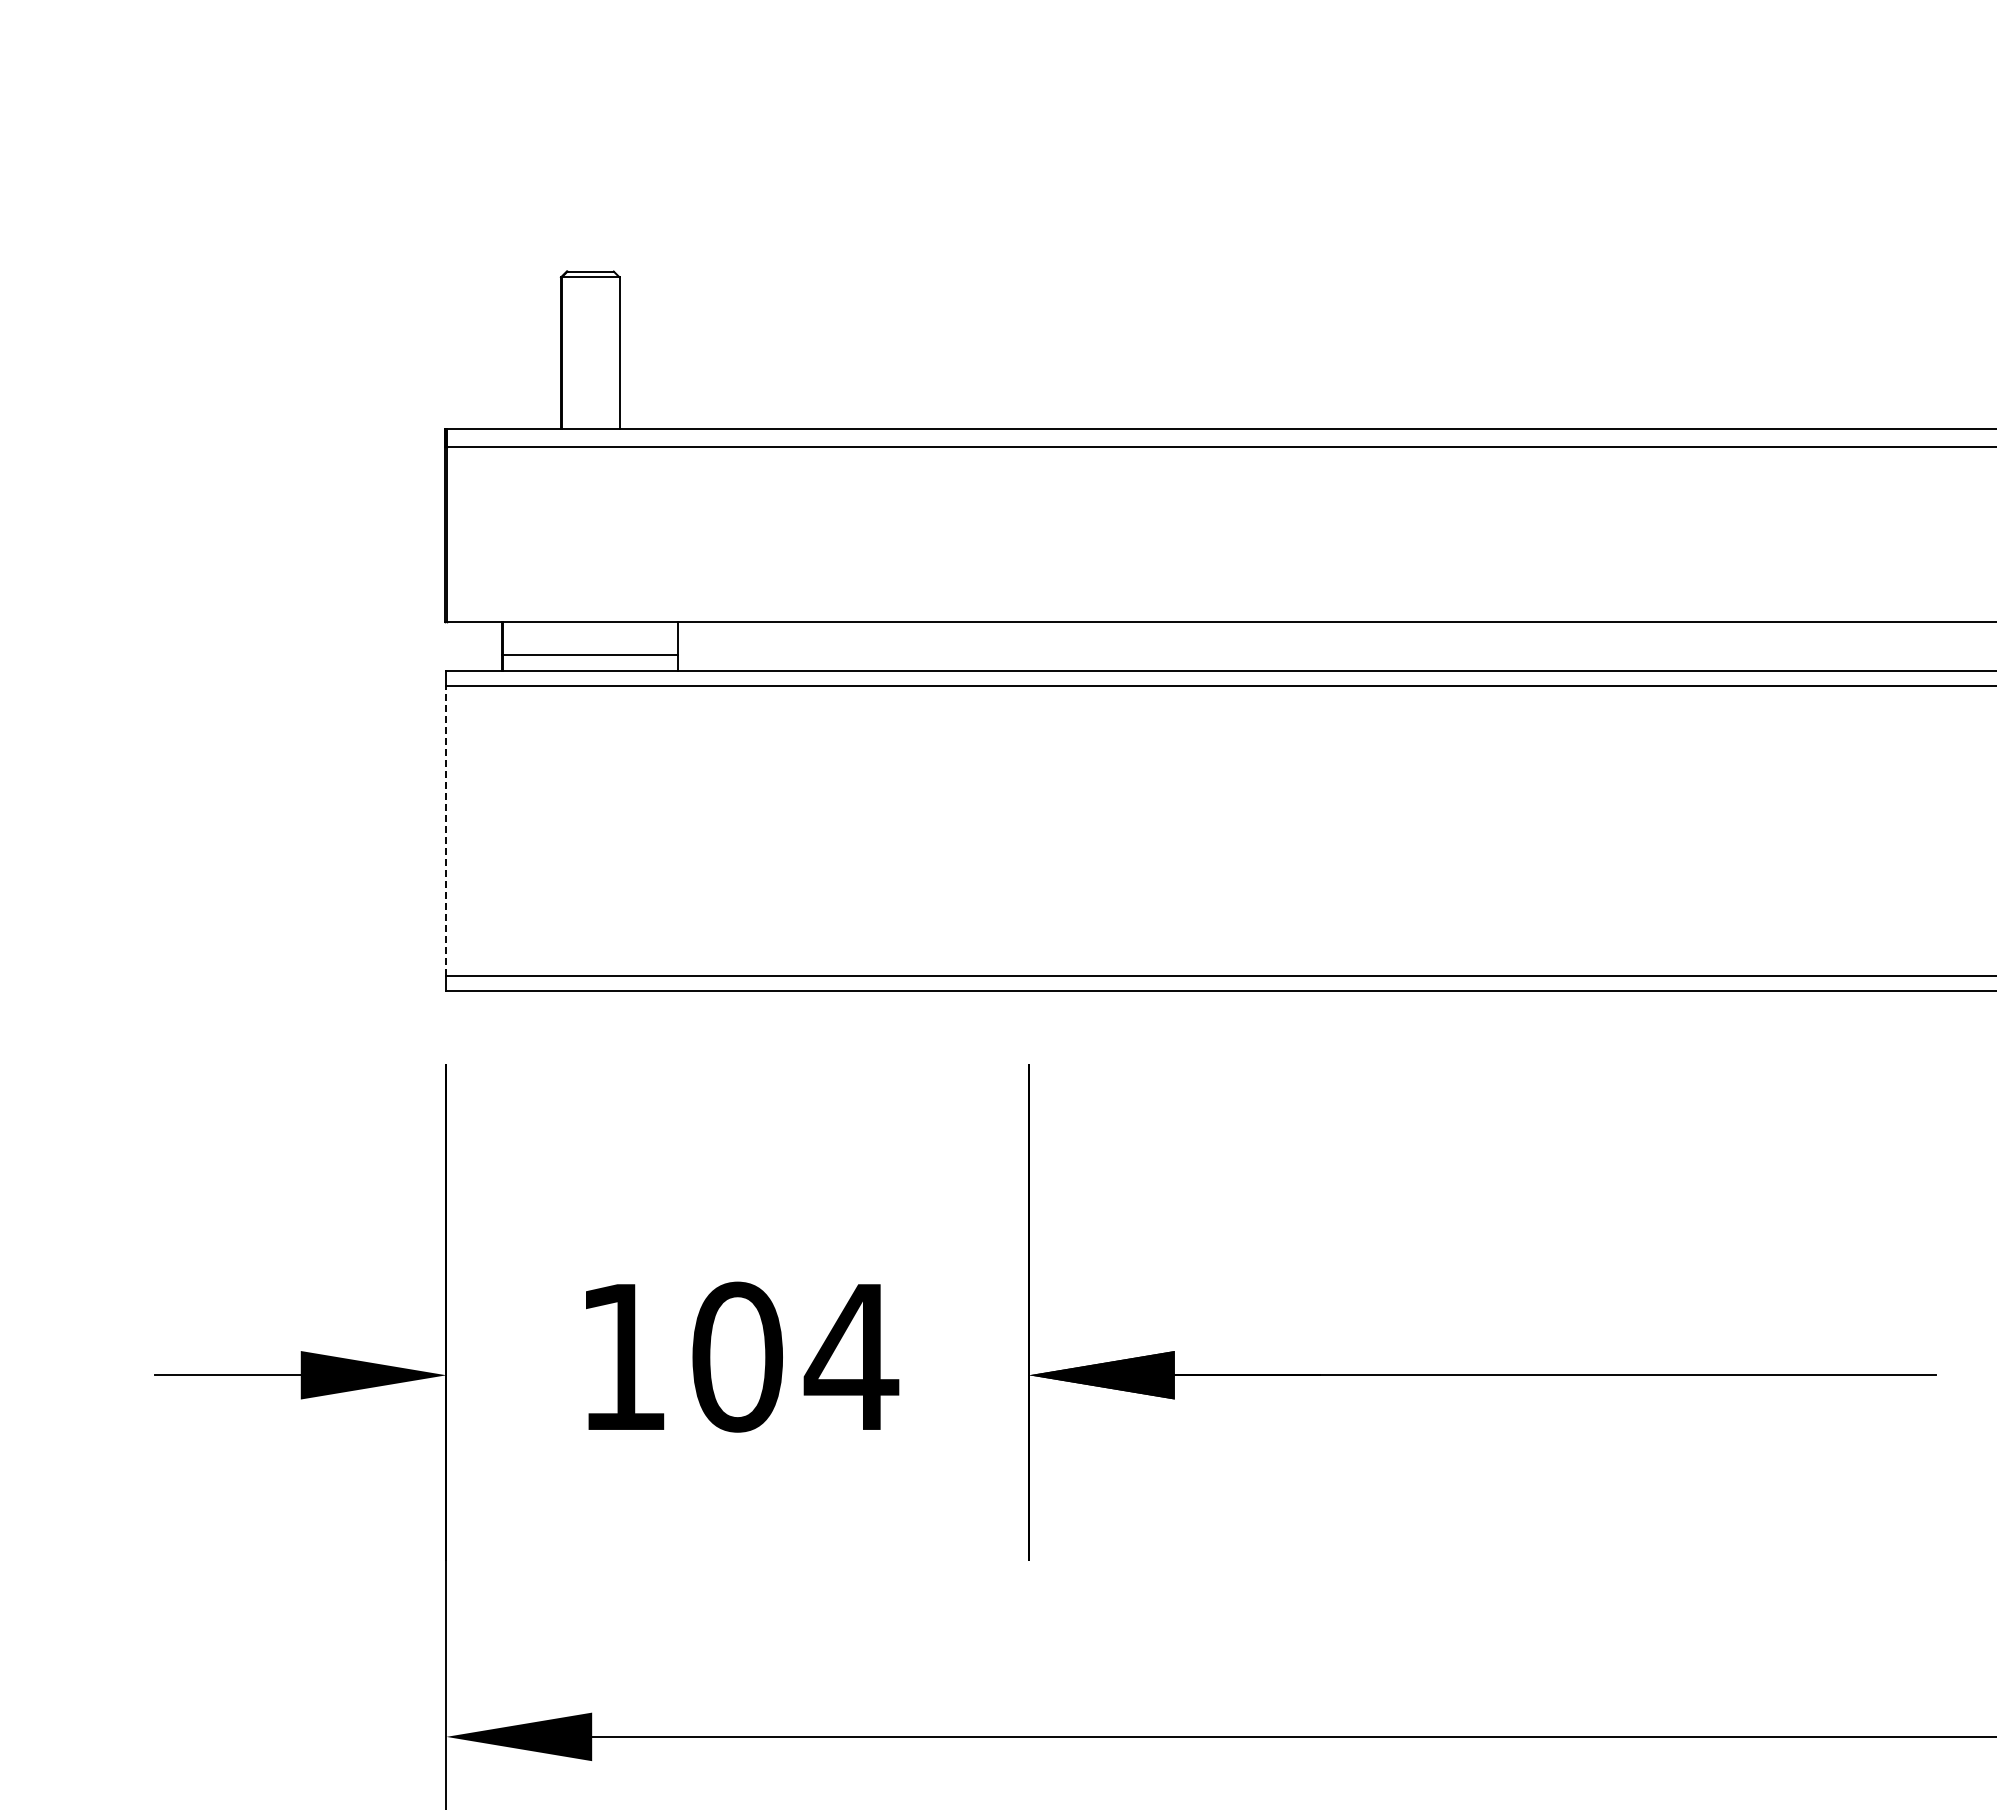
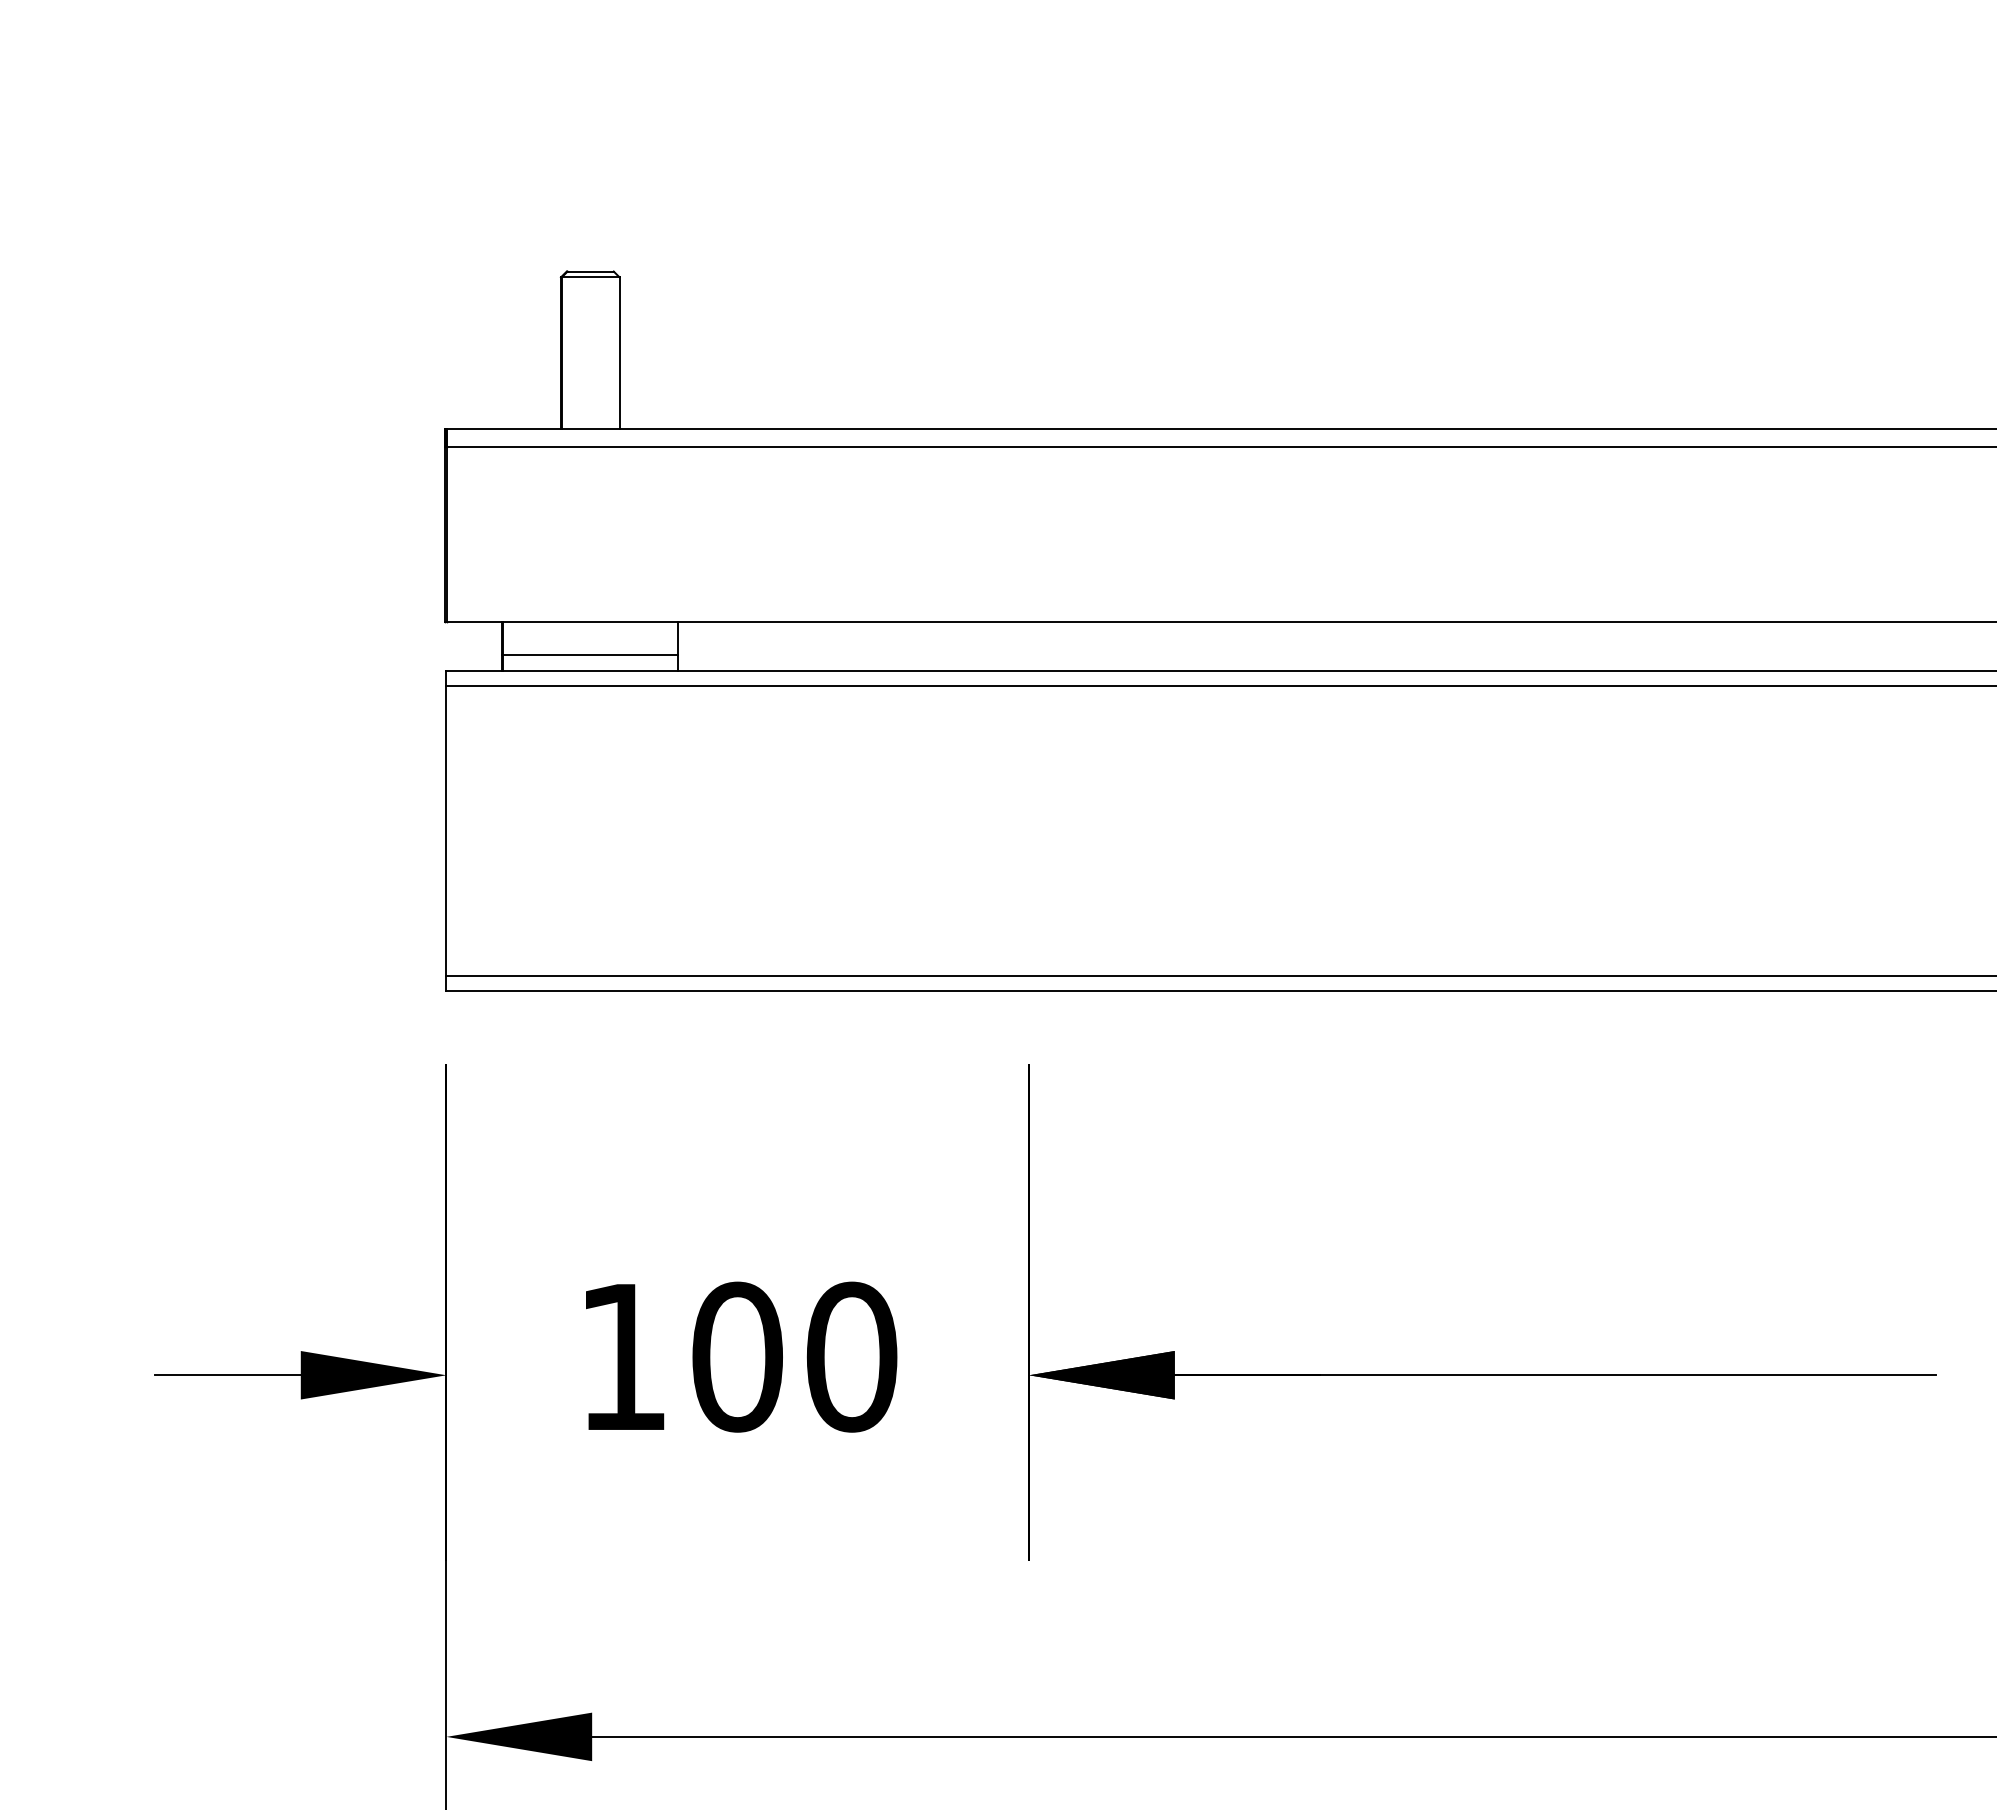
line: dashed -> solid (446, 830)
text: 104 -> 100 (851, 1356)
